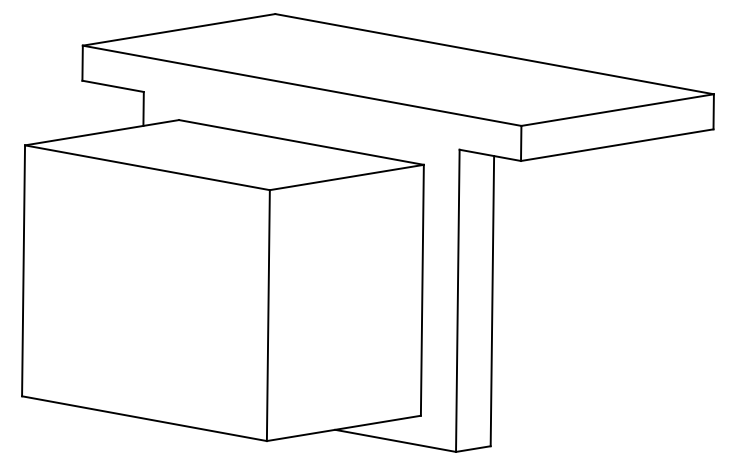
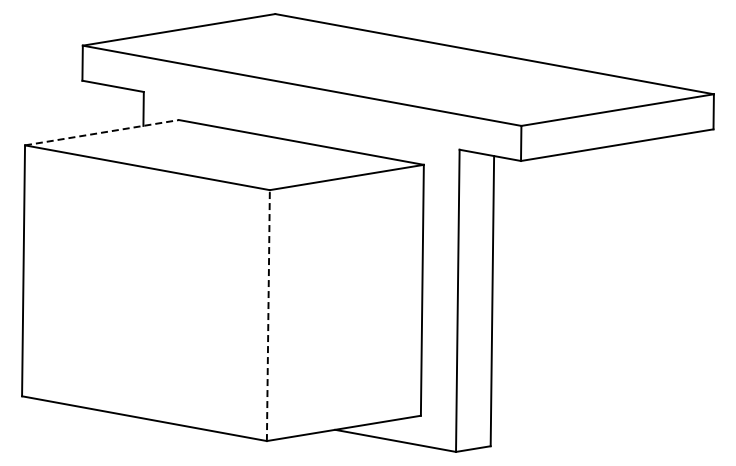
line: solid -> dashed (102, 132)
line: solid -> dashed (268, 315)
